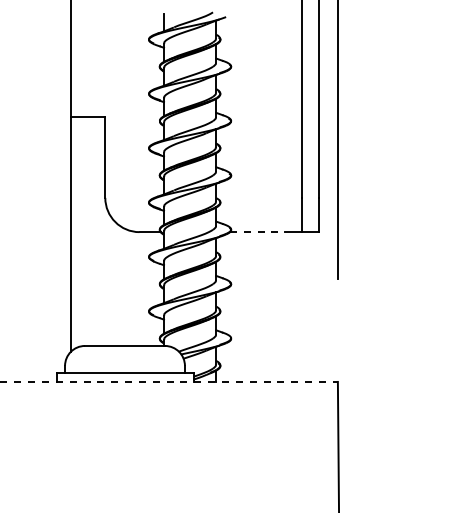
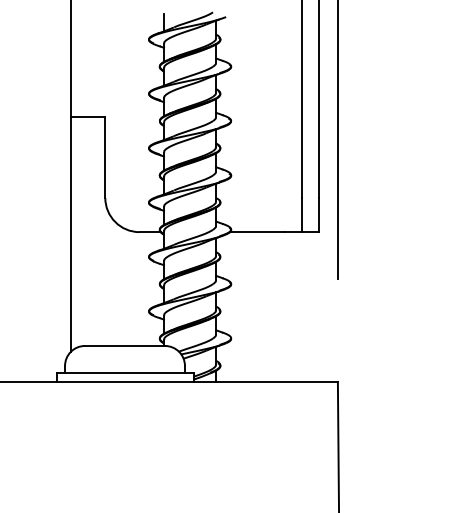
line: dashed -> solid (257, 232)
line: dashed -> solid (169, 381)
